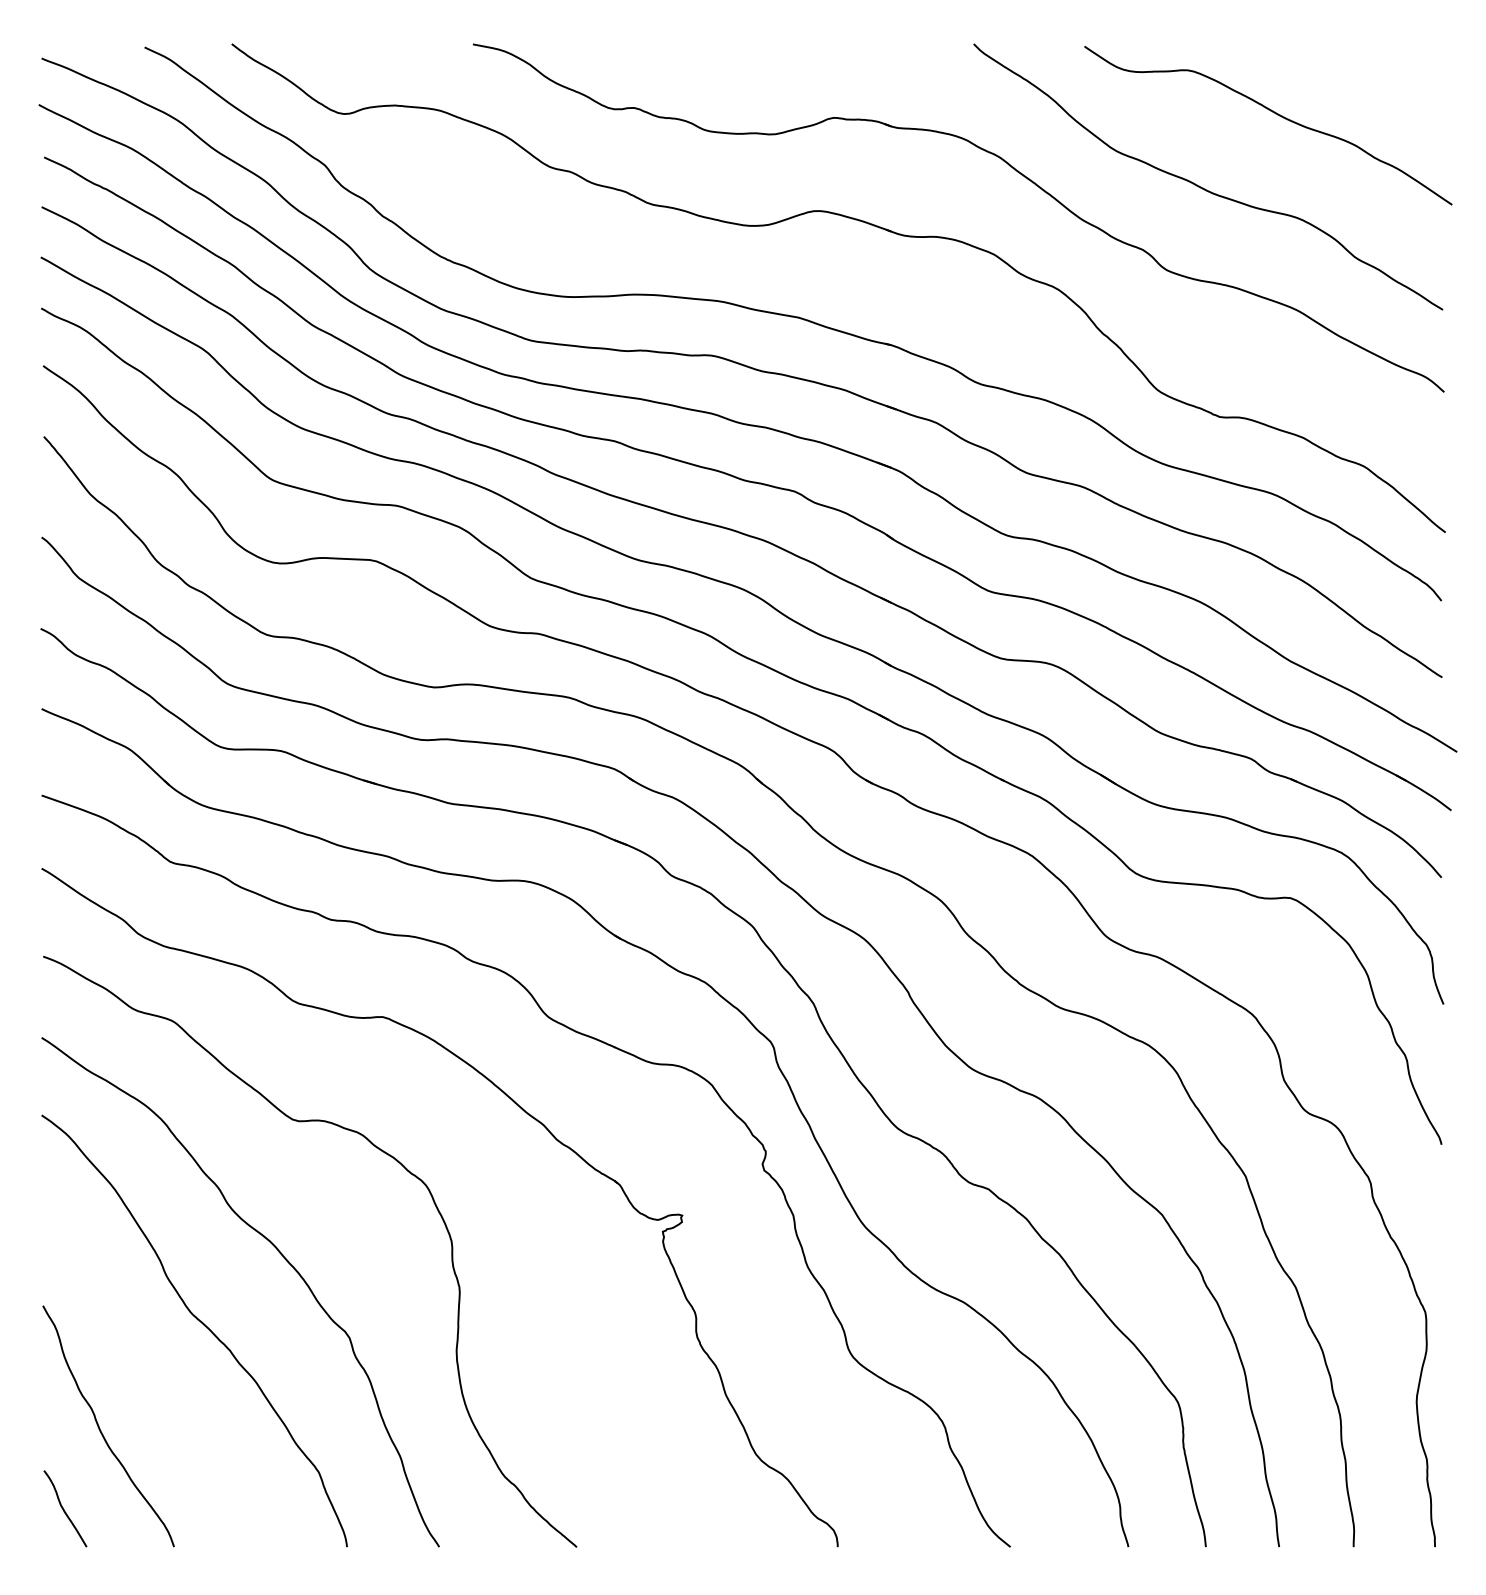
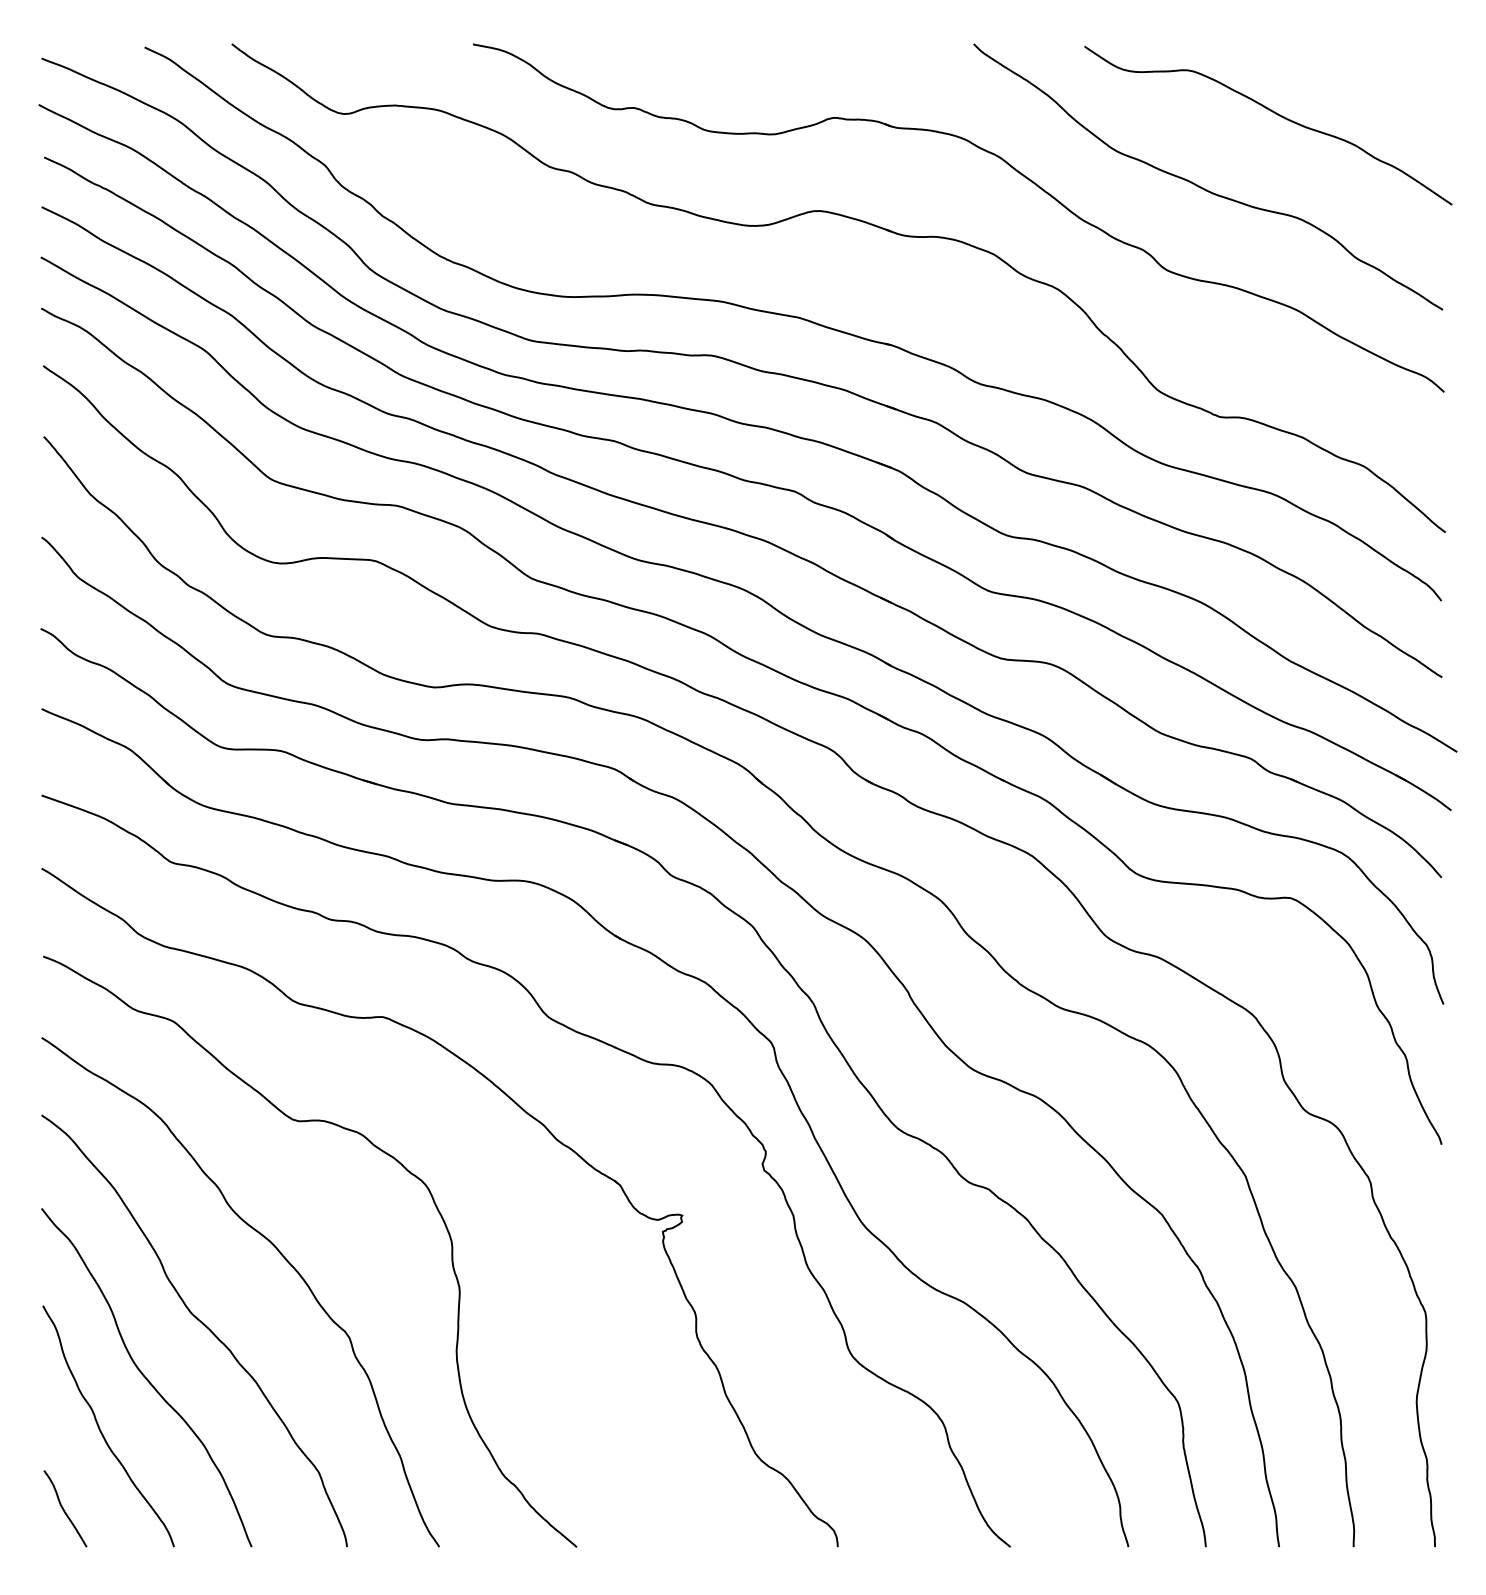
curve: none -> present (146, 1377)
